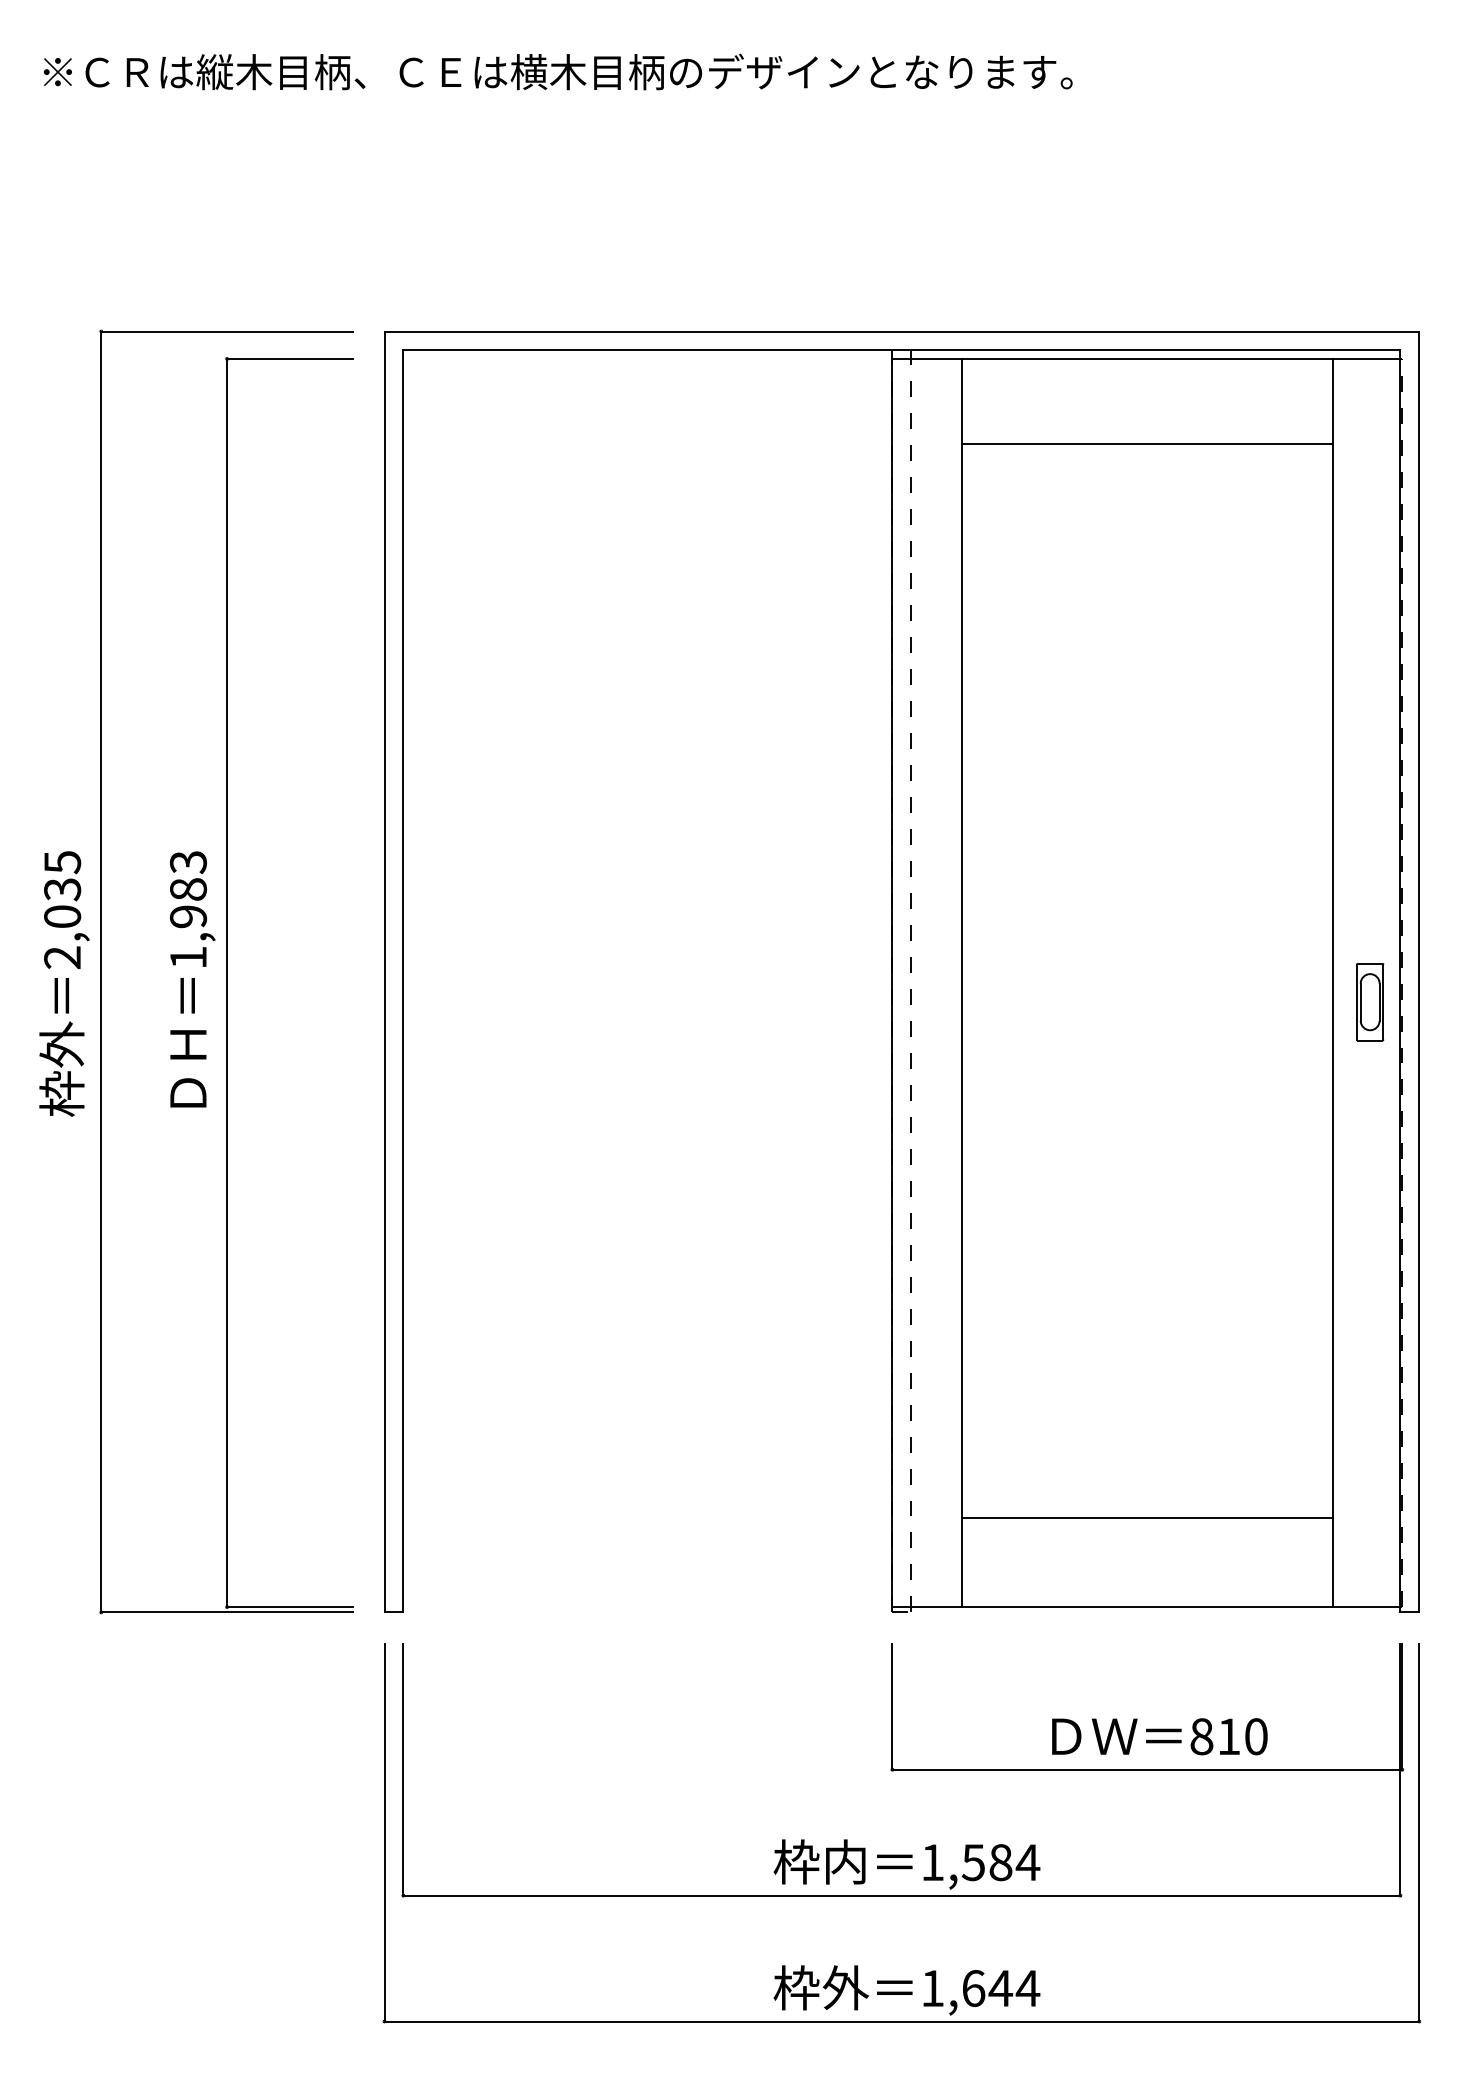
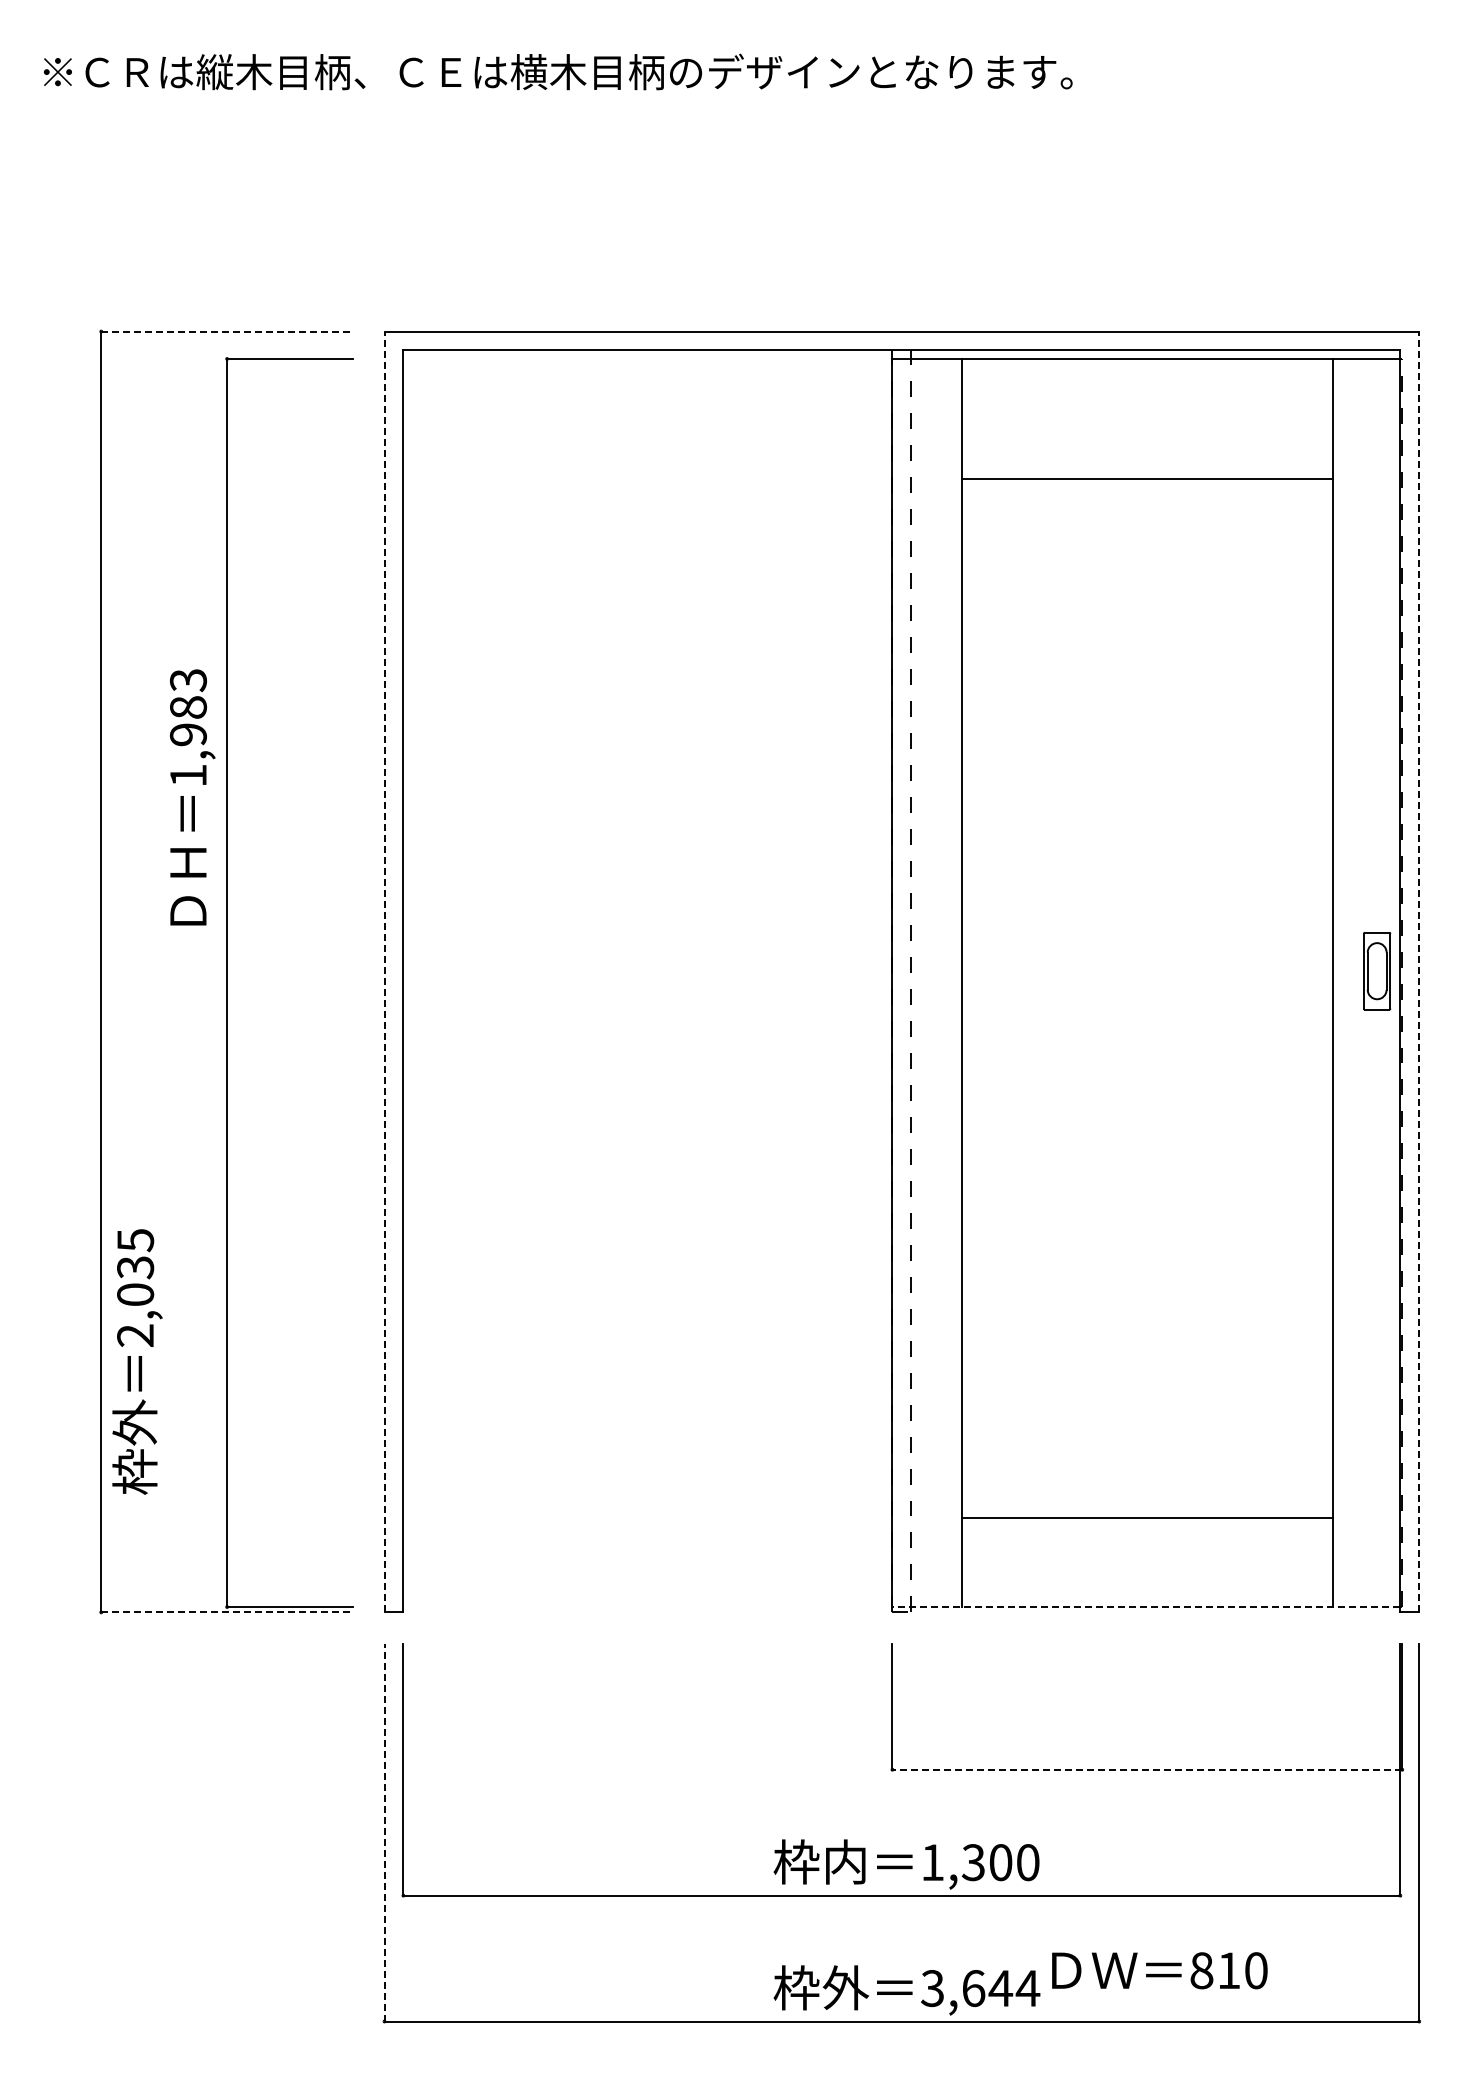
line: solid -> dashed (227, 331)
line position: (1147, 444) -> (1147, 479) (1147, 479)
line: solid -> dashed (384, 971)
line: solid -> dashed (1419, 971)
text position: (192, 979) -> (192, 797) (192, 797)
text position: (64, 983) -> (137, 1361) (137, 1361)
part position: (1370, 1002) -> (1377, 971) (1377, 971)
line: solid -> dashed (1146, 1607)
line: solid -> dashed (227, 1612)
text position: (1159, 1736) -> (1159, 1970) (1159, 1970)
line: solid -> dashed (1147, 1769)
line: solid -> dashed (384, 1832)
text: 1,584 -> 1,300 (1001, 1862)
text: 1,644 -> 3,644 (932, 1988)
